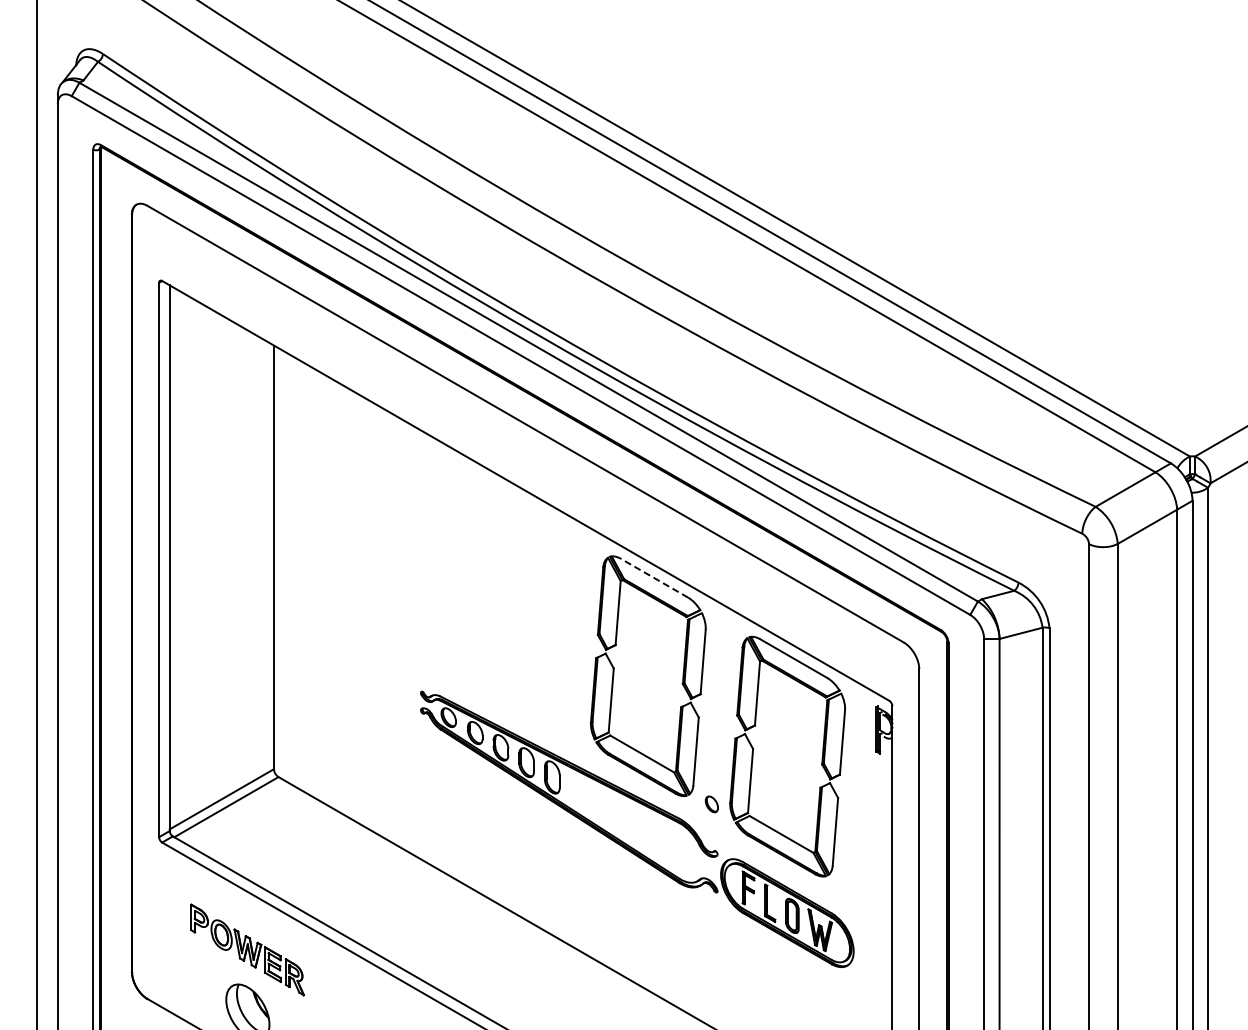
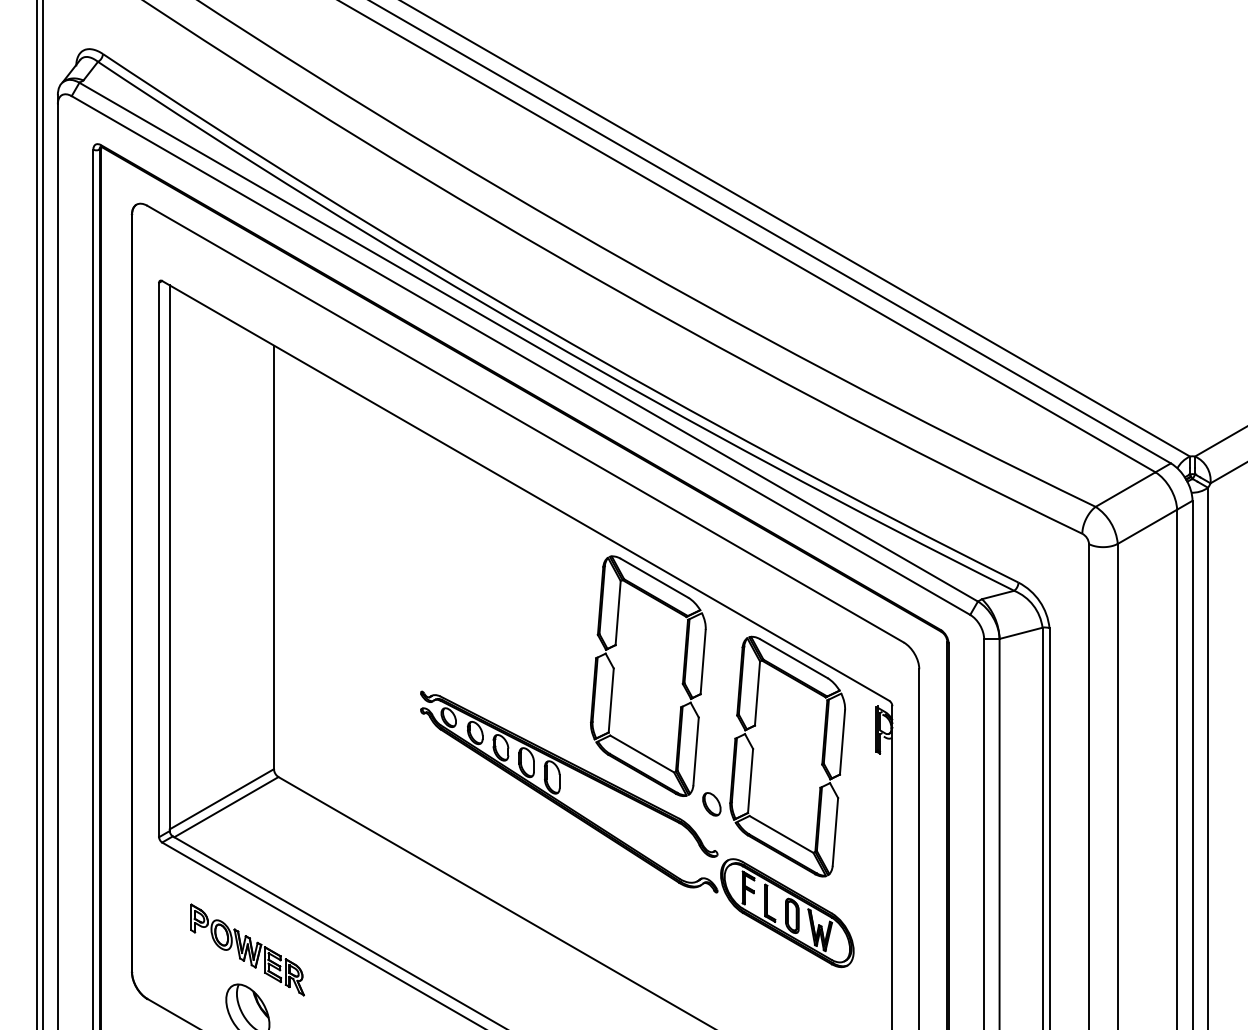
line: none -> present (42, 514)
line: dashed -> solid (654, 578)
part size: 15x19 px -> 20x25 px (711, 804)
